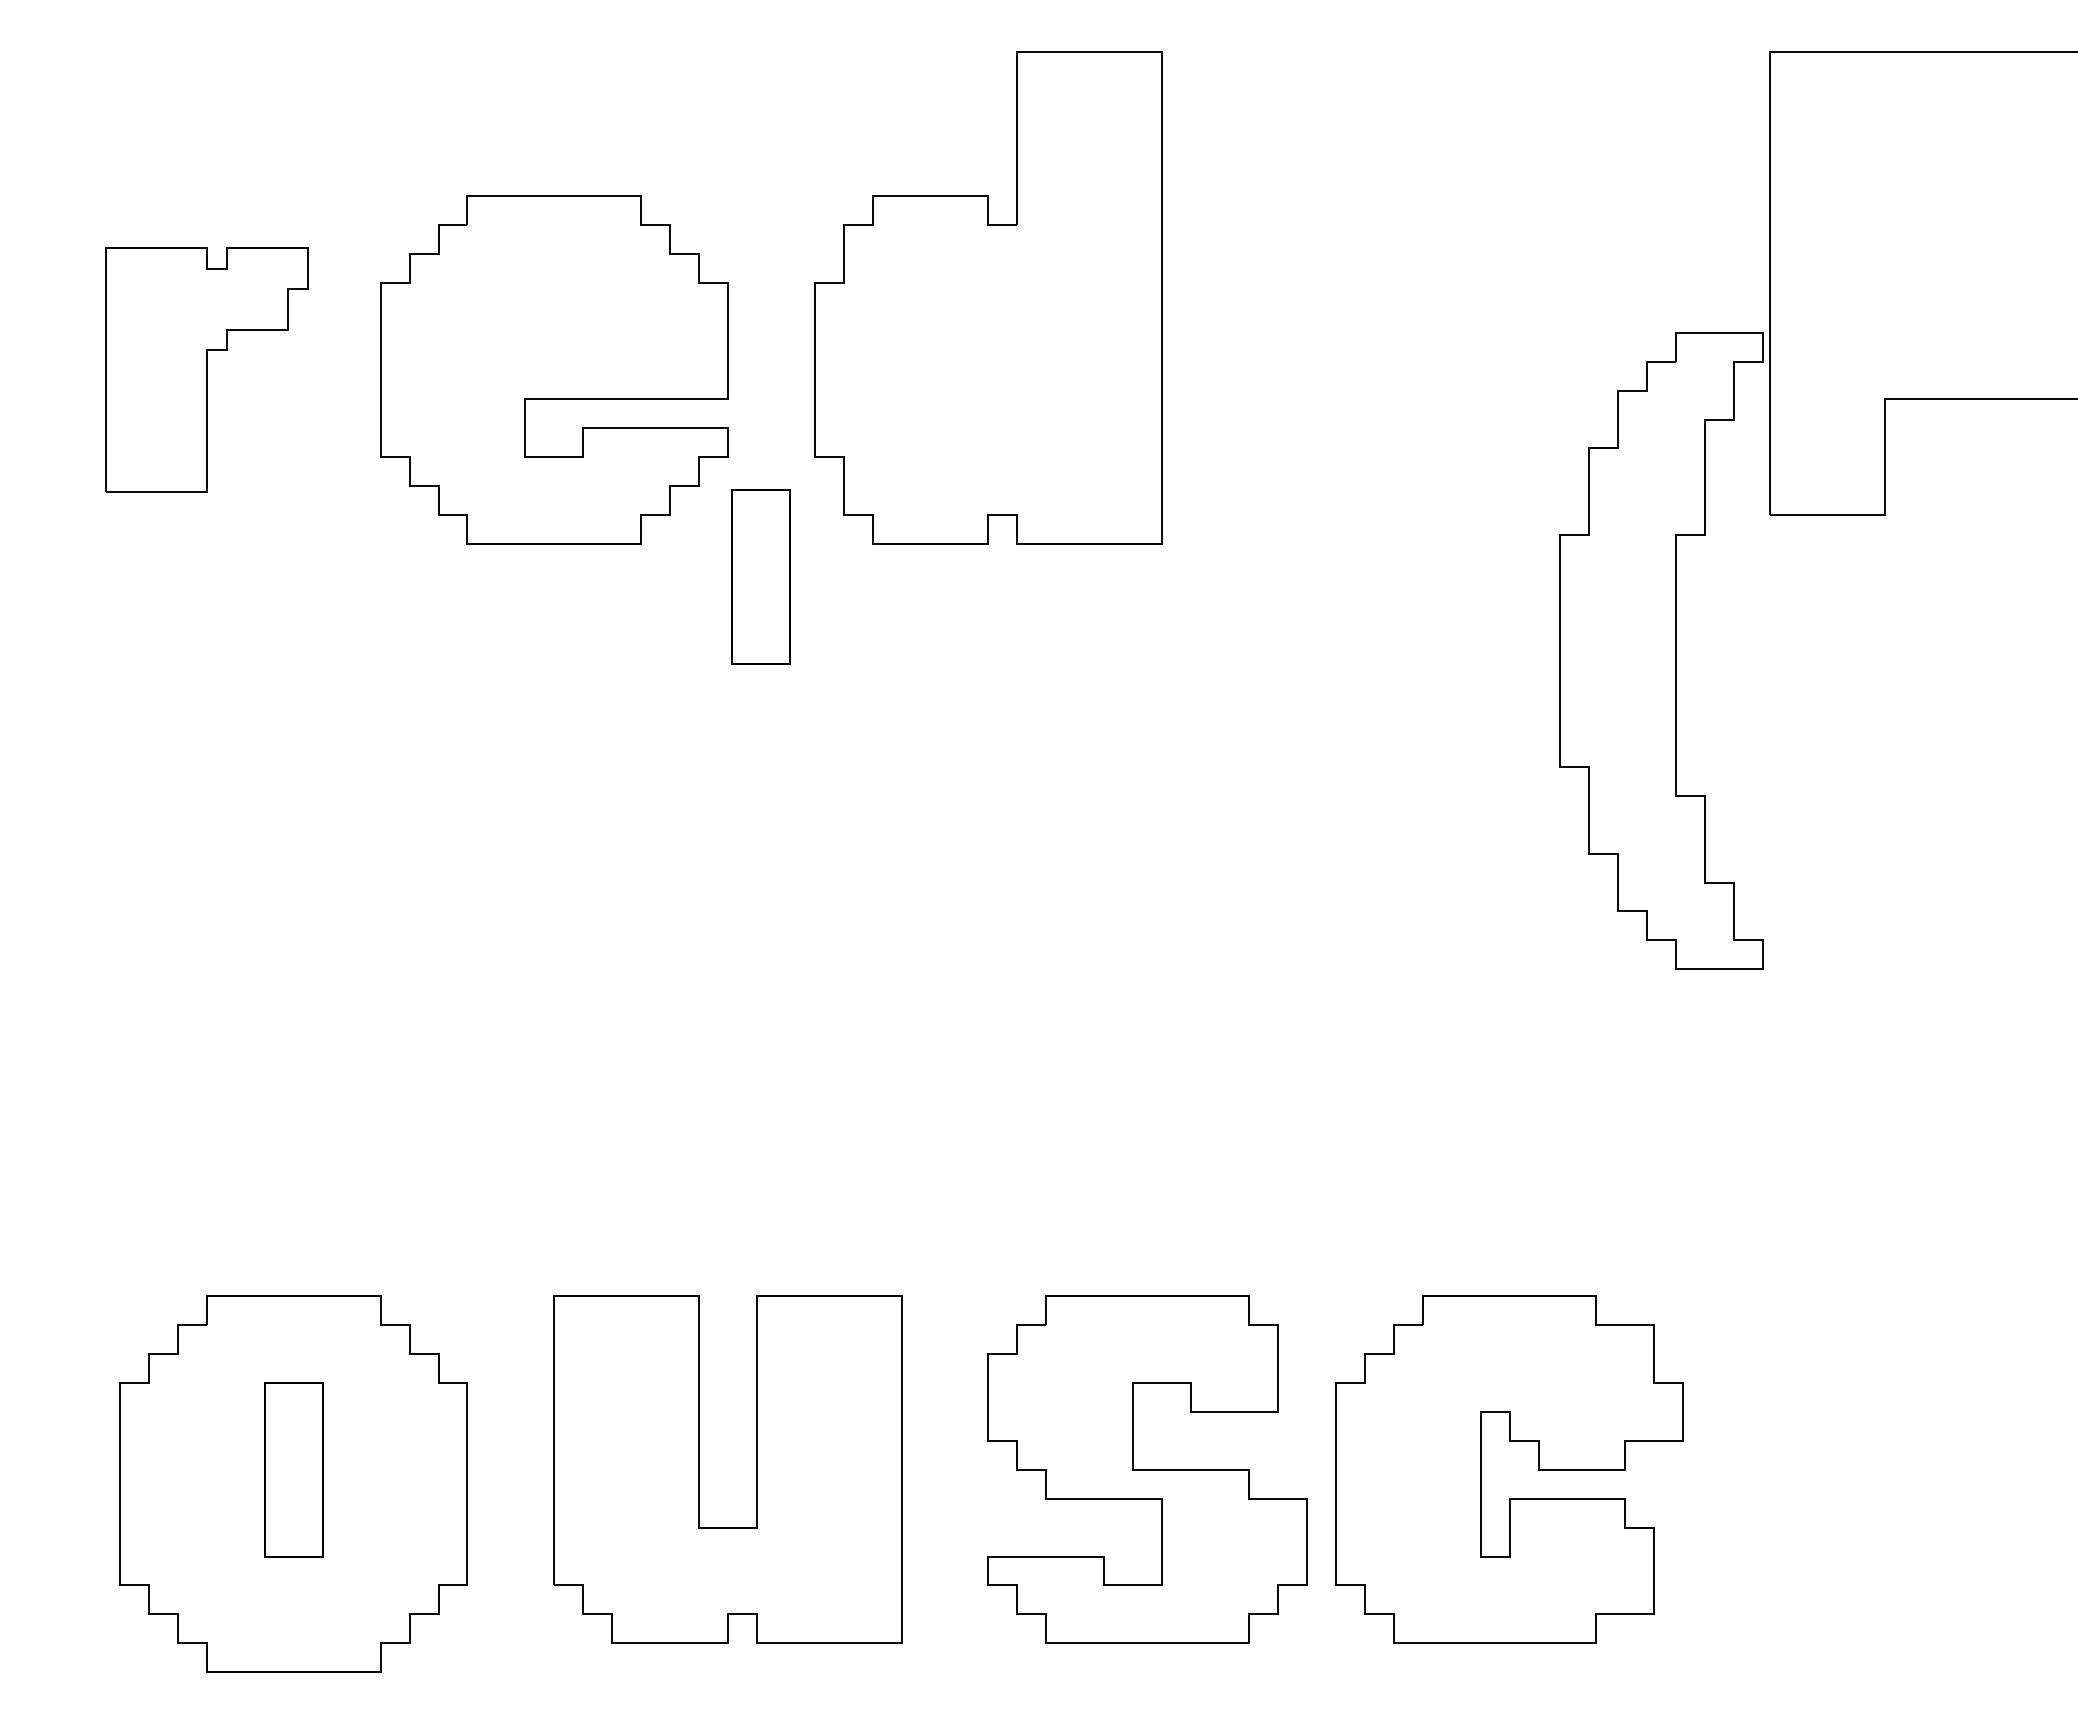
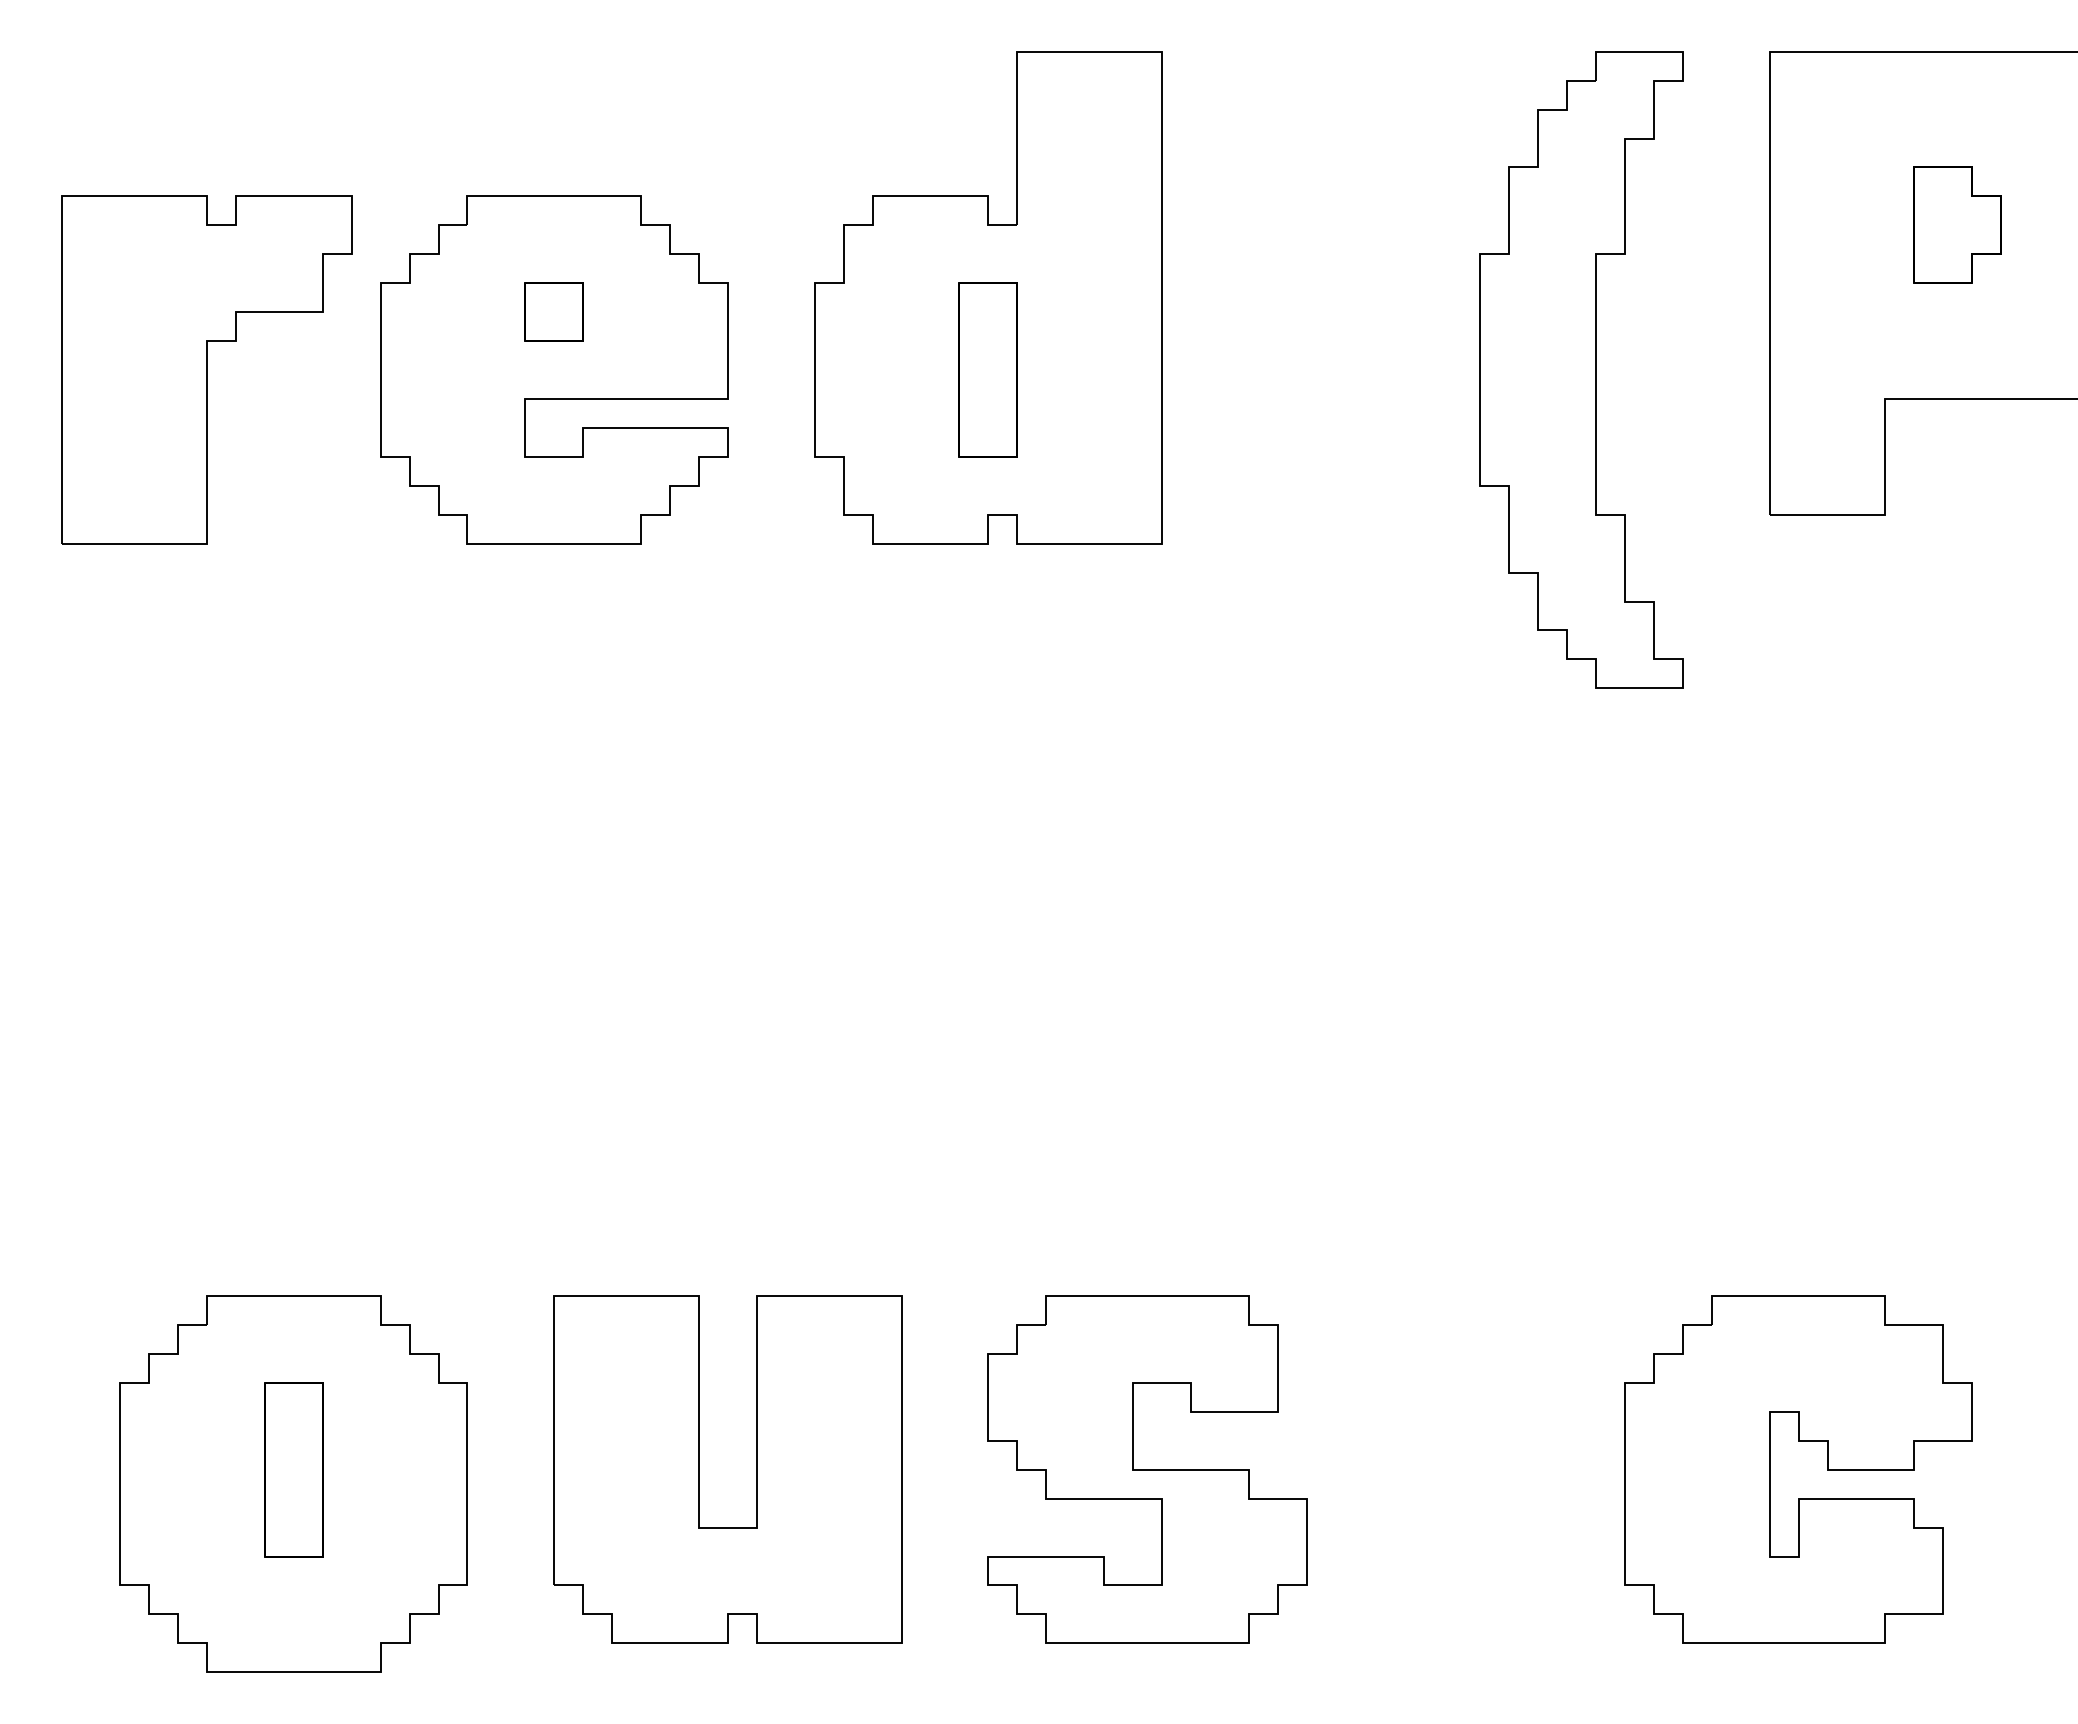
part: none -> present (1957, 224)
part: none -> present (553, 311)
part size: 204x246 px -> 292x350 px (206, 369)
part position: (760, 576) -> (987, 369) (987, 369)
part position: (1661, 650) -> (1581, 369) (1581, 369)
part position: (1509, 1441) -> (1798, 1441) (1798, 1441)
